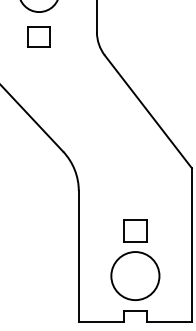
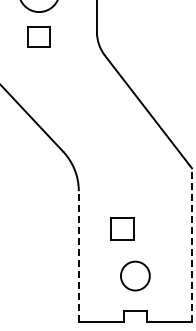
part position: (135, 230) -> (122, 228) (122, 228)
line: solid -> dashed (191, 245)
line: solid -> dashed (78, 256)
circle diameter: 48 px -> 29 px (134, 275)
